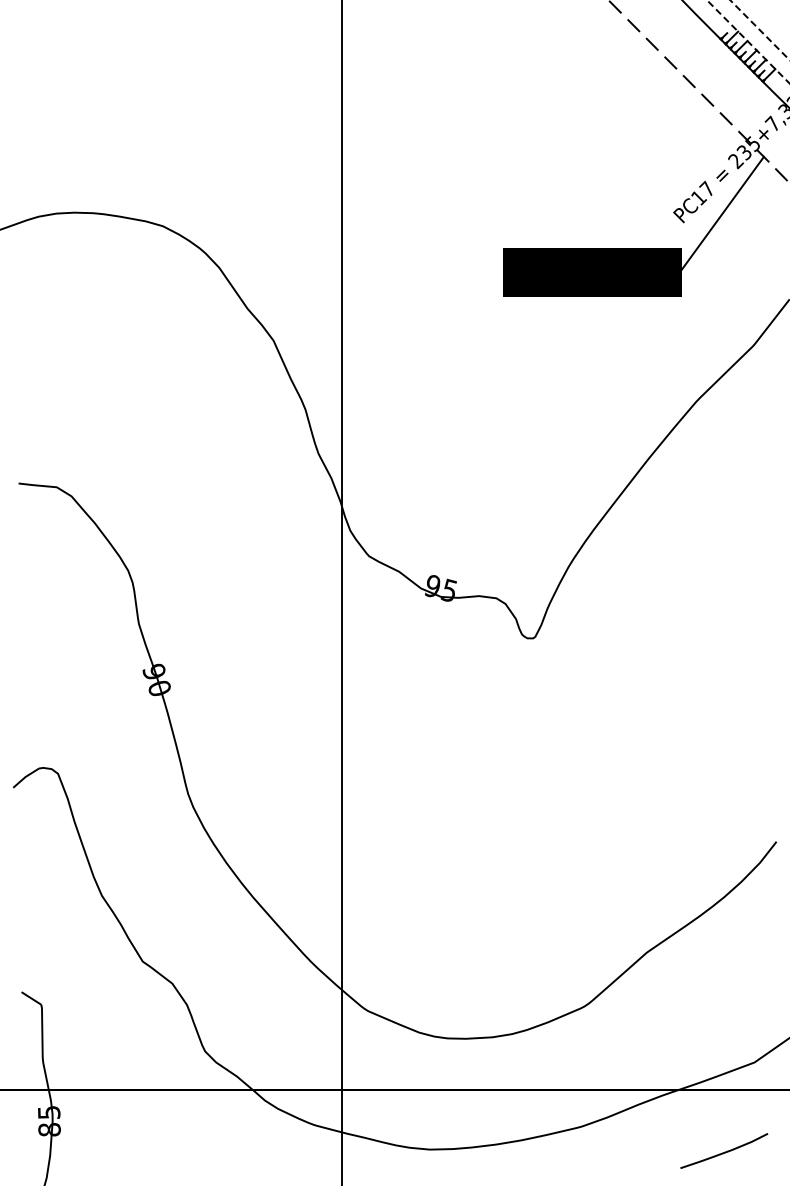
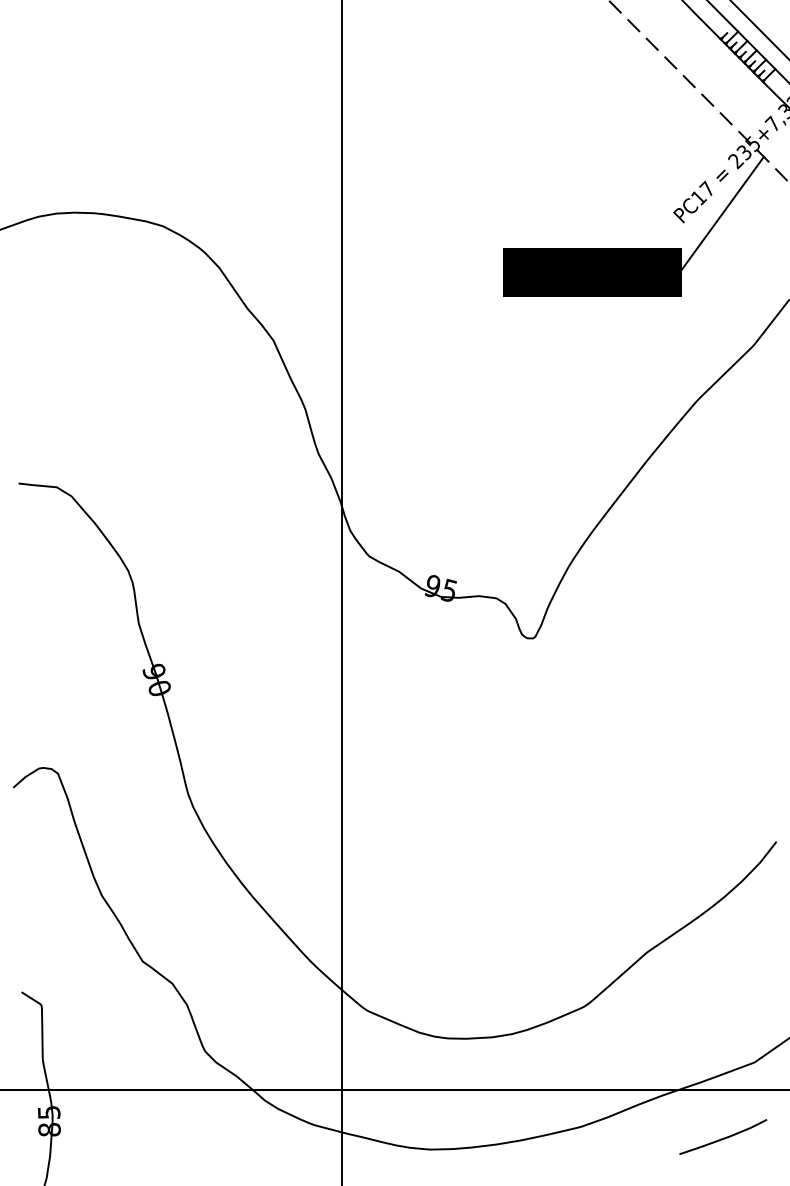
line: dashed -> solid (759, 30)
line: dashed -> solid (748, 42)
curve position: (724, 1151) -> (723, 1137) (723, 1137)
